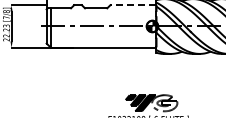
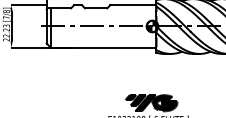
line: dashed -> solid (133, 5)
fill: none -> present (164, 103)
